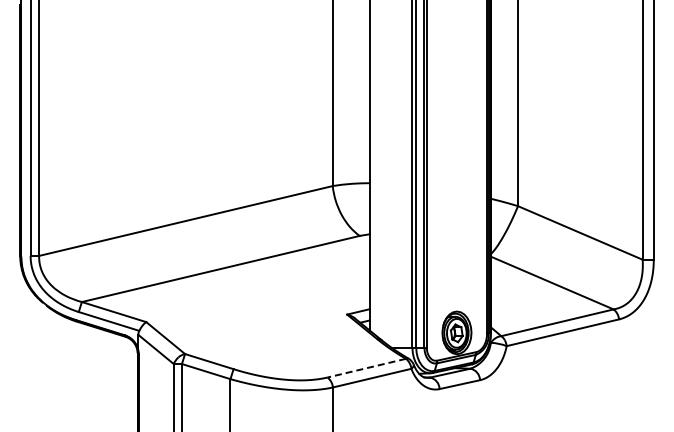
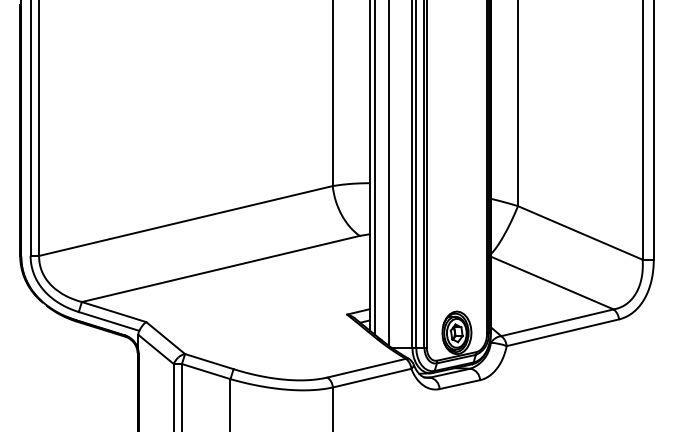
line: none -> present (375, 168)
line: none -> present (389, 174)
line: dashed -> solid (366, 368)
